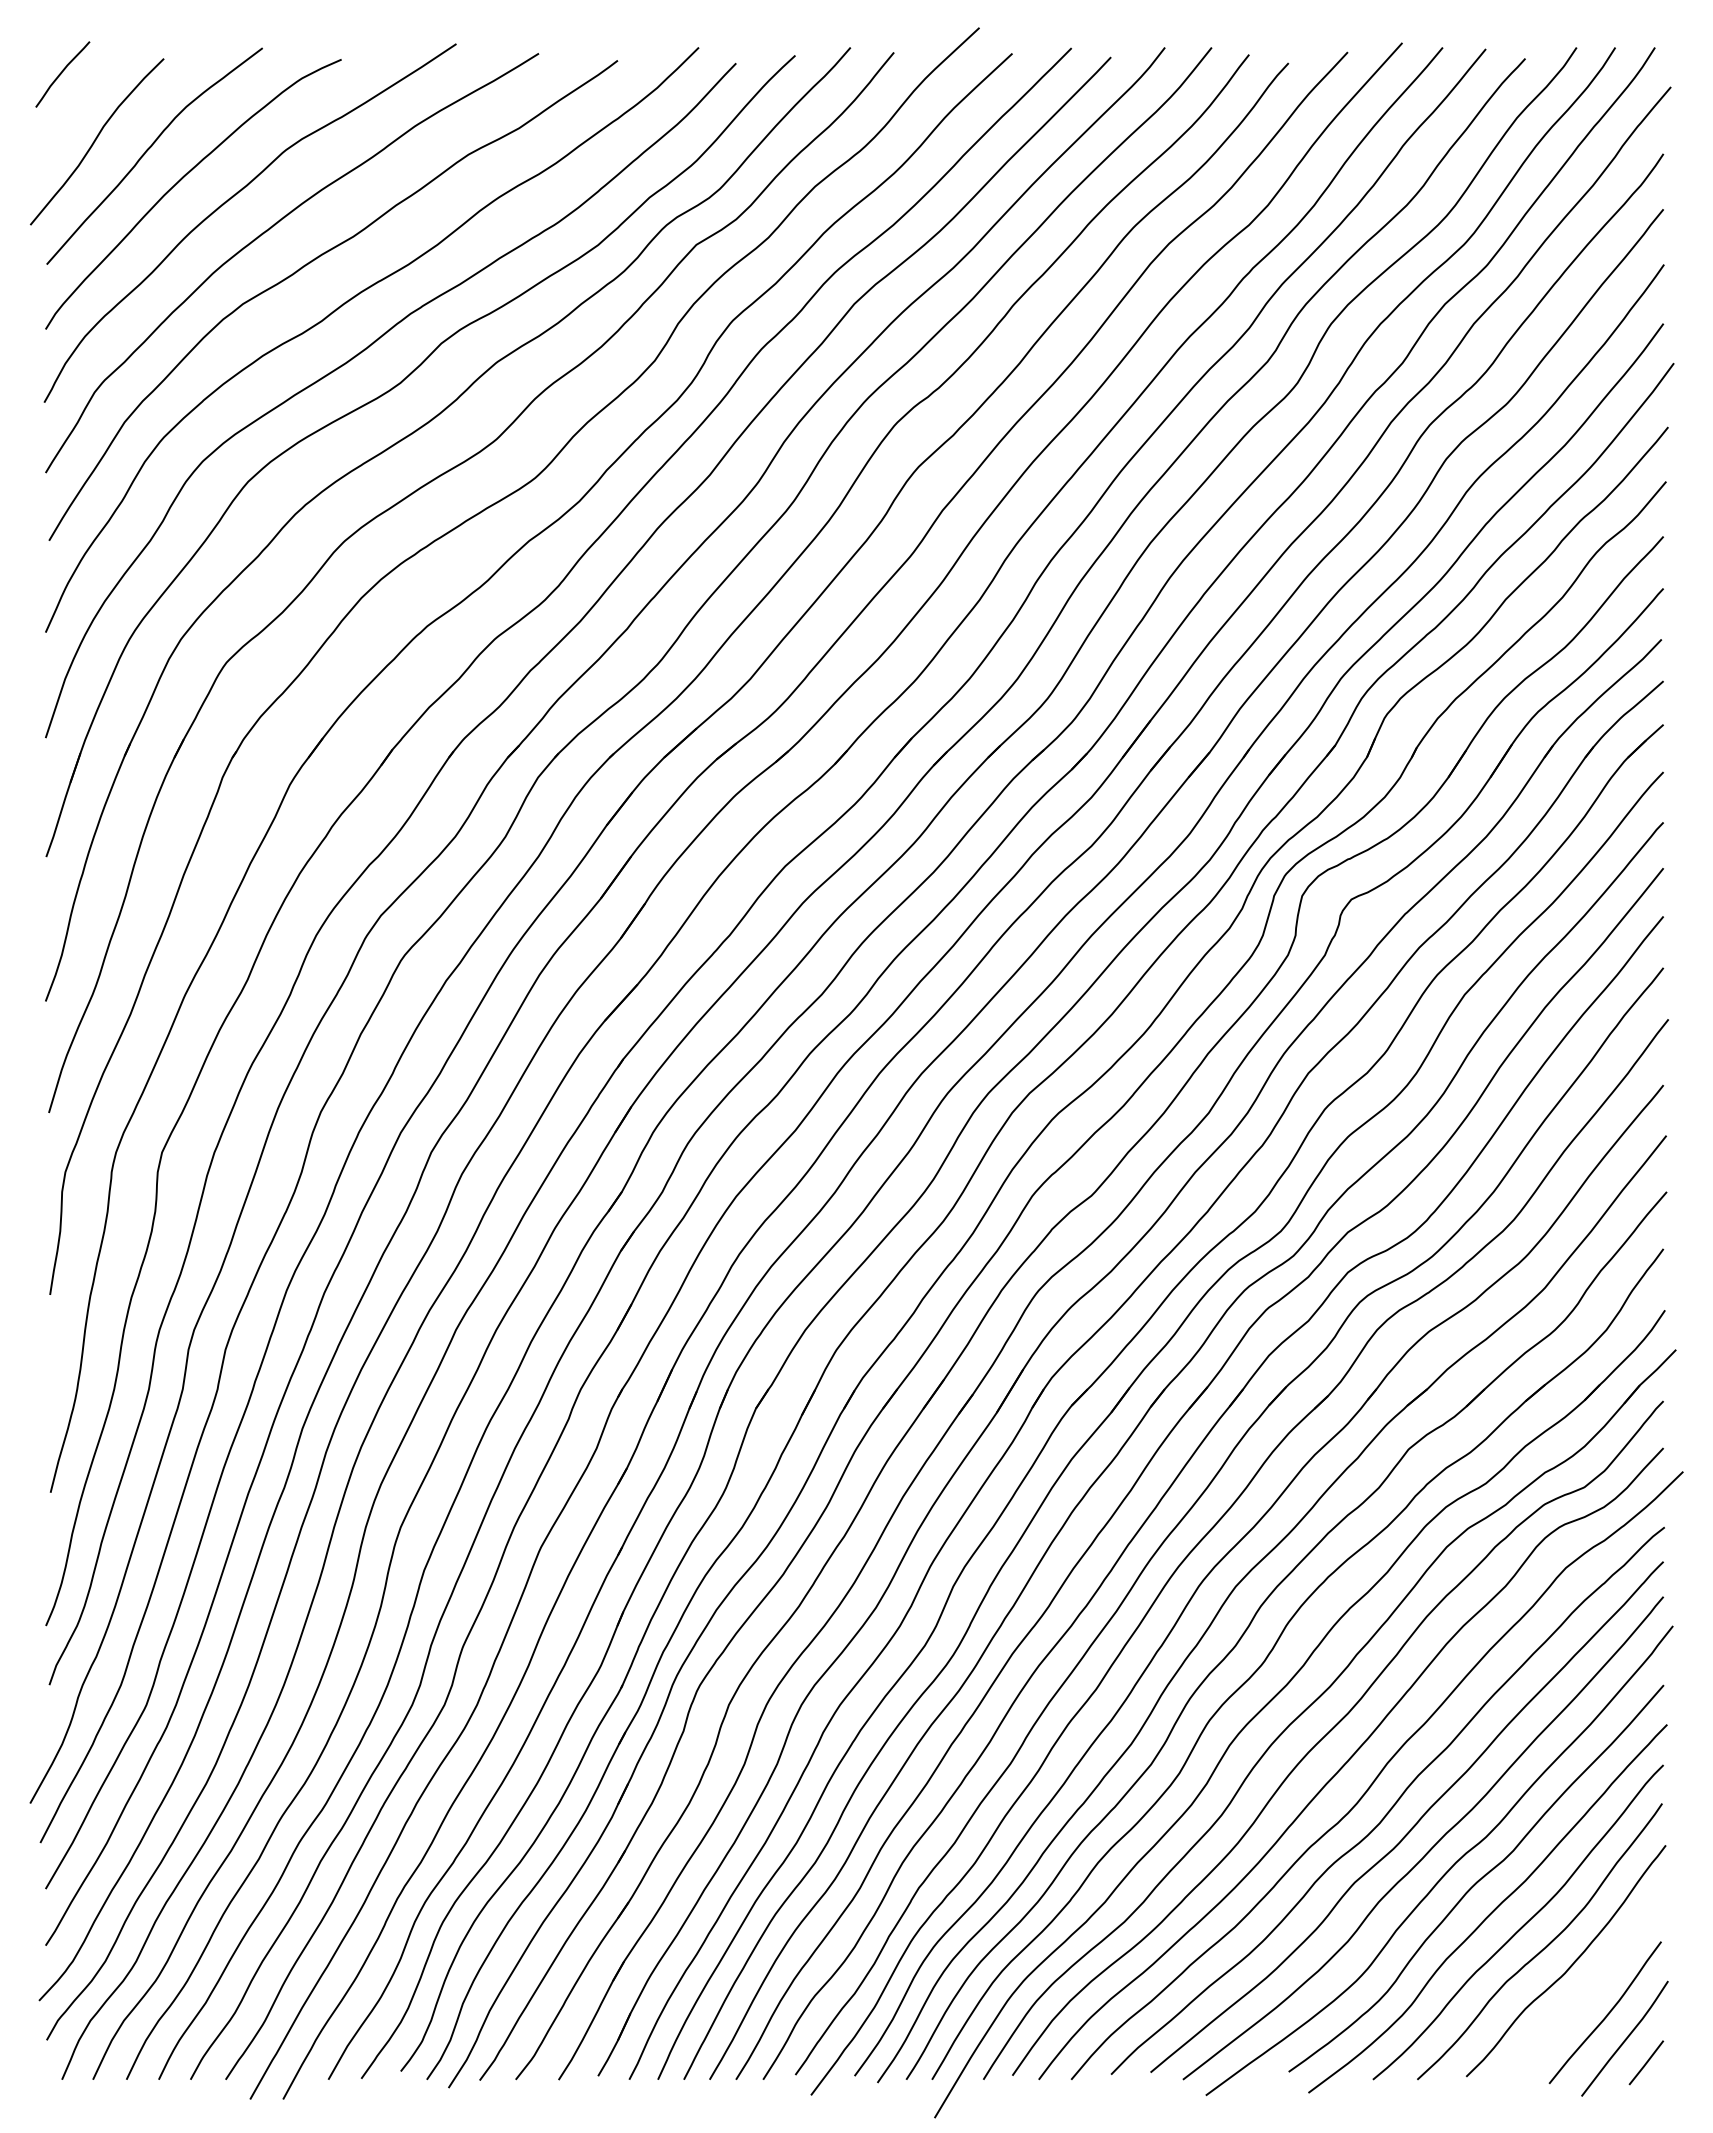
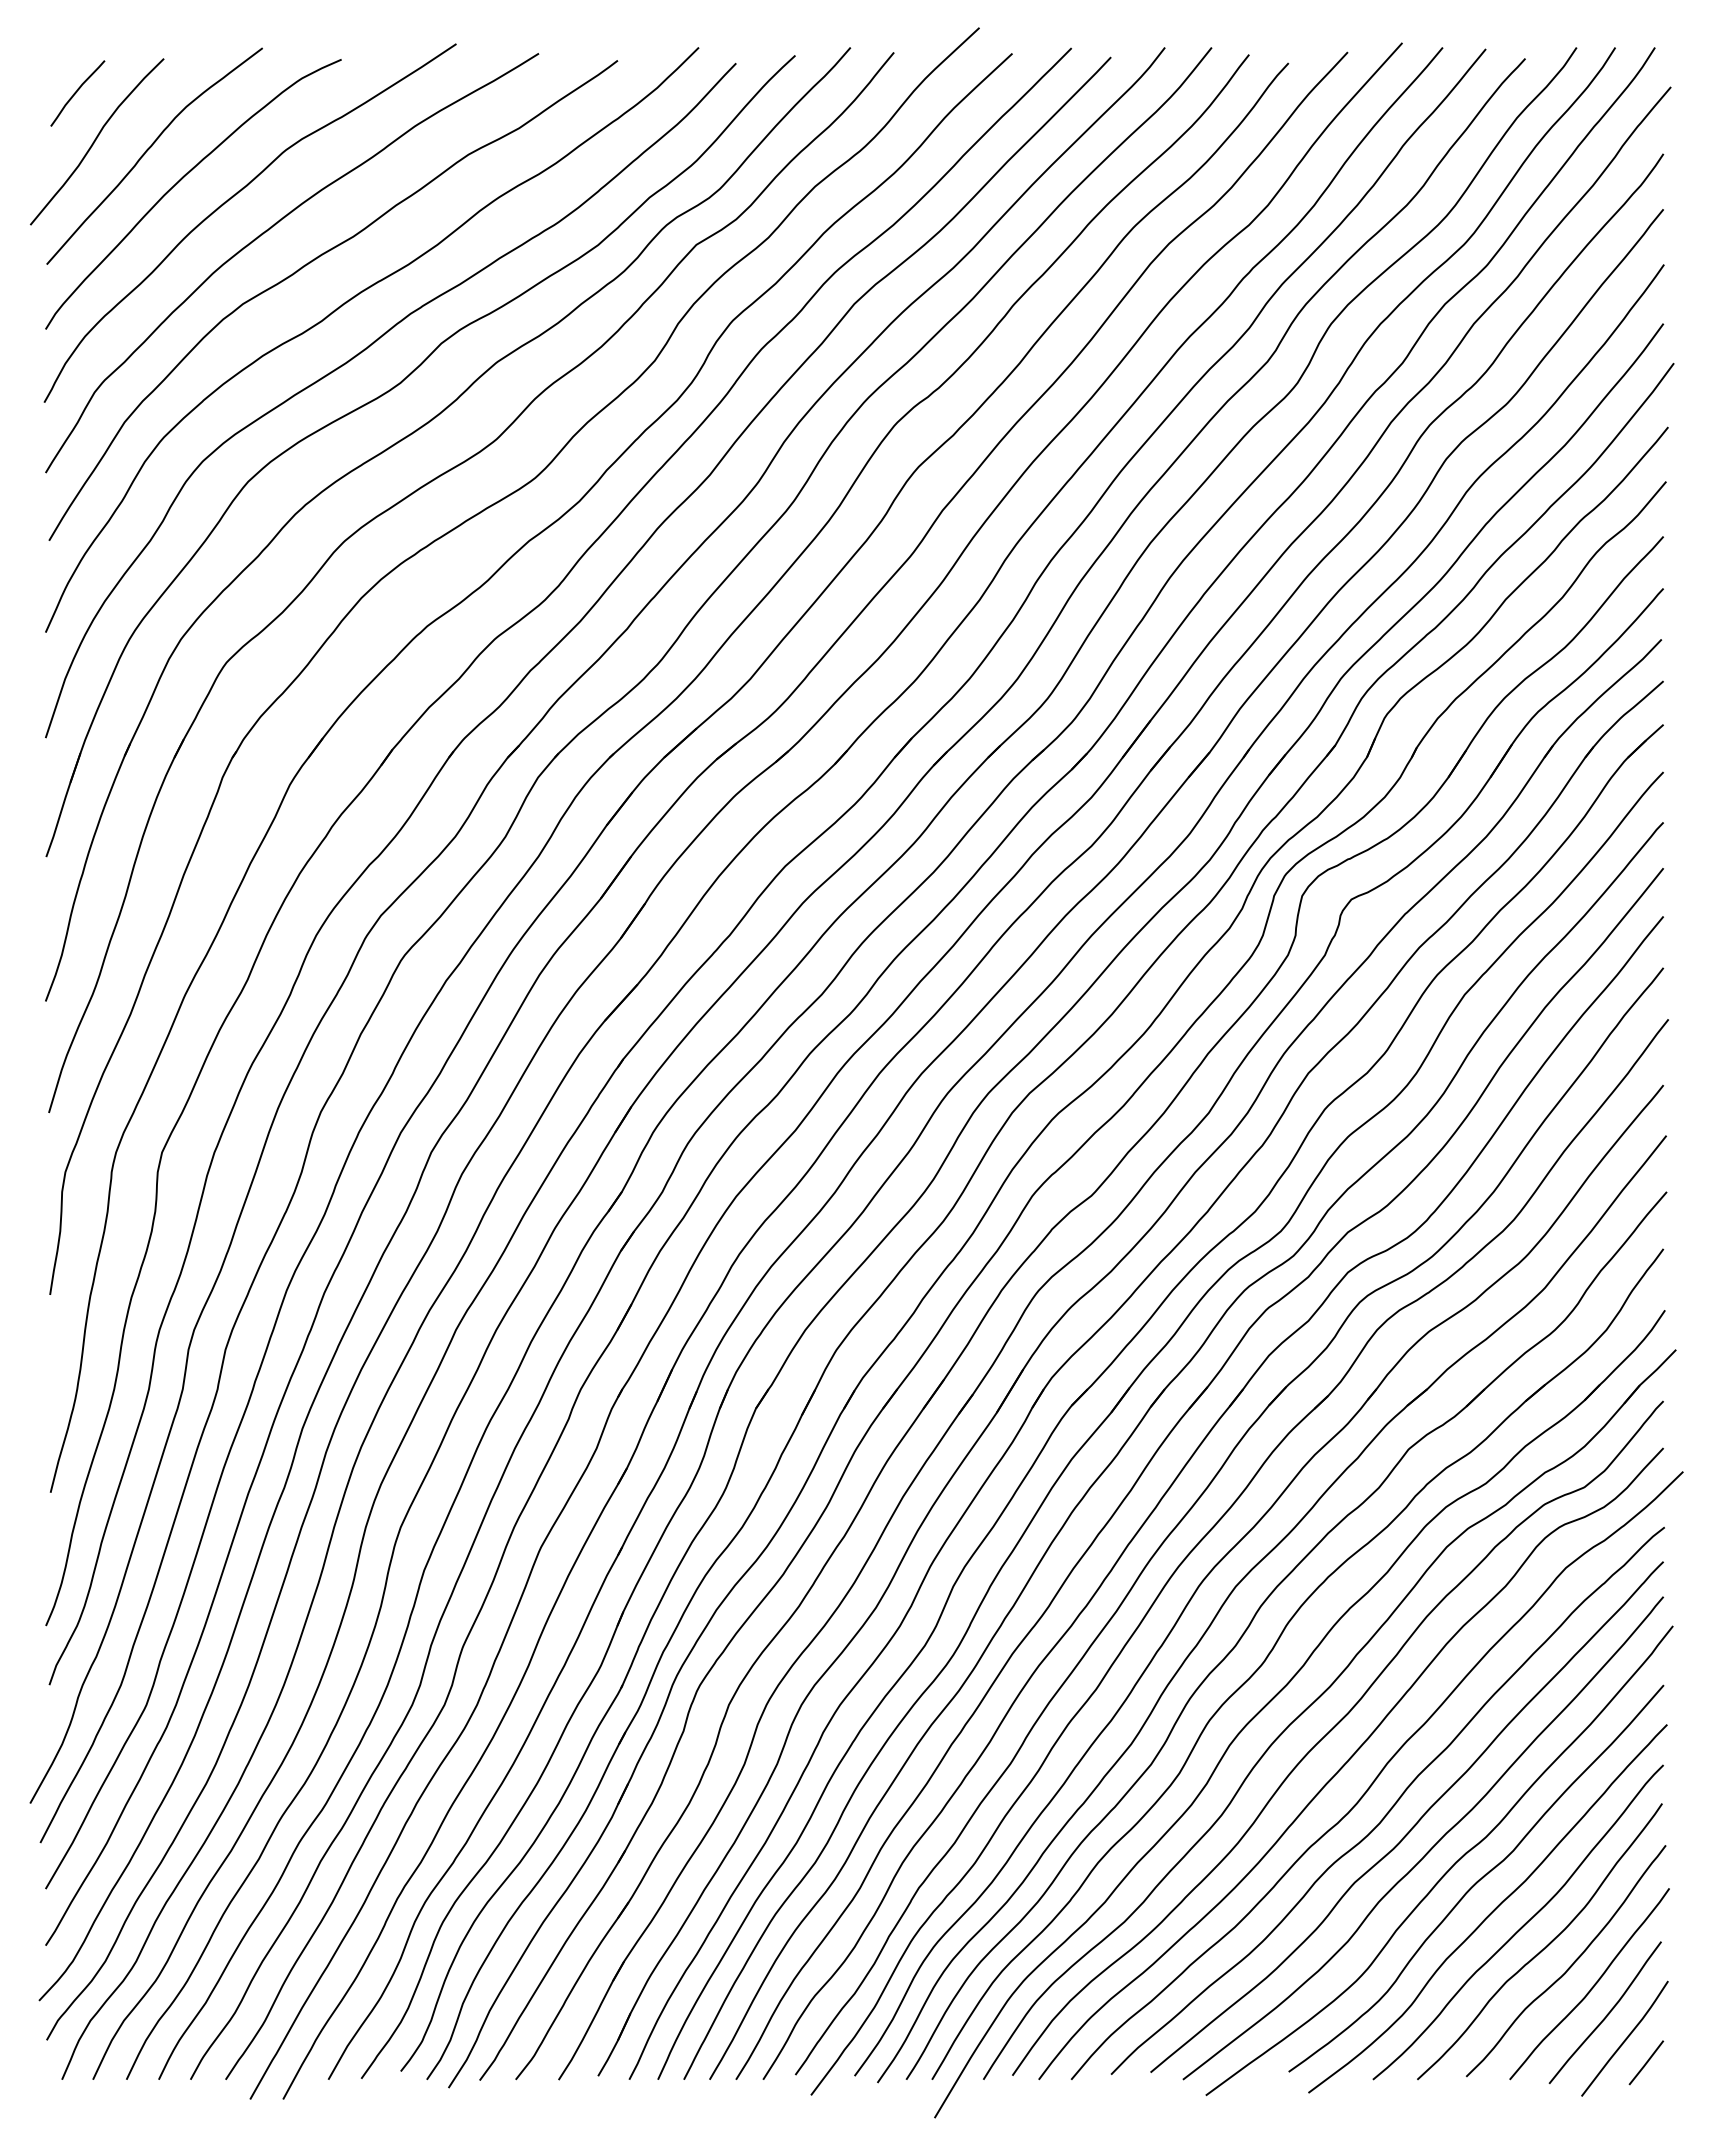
curve position: (62, 73) -> (77, 92) (77, 92)
curve: none -> present (1592, 1986)
